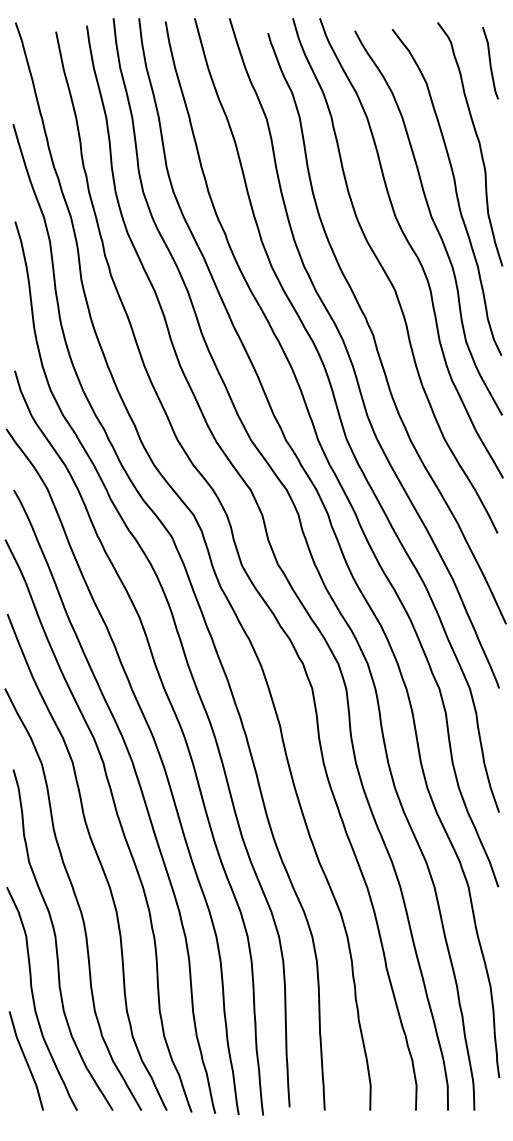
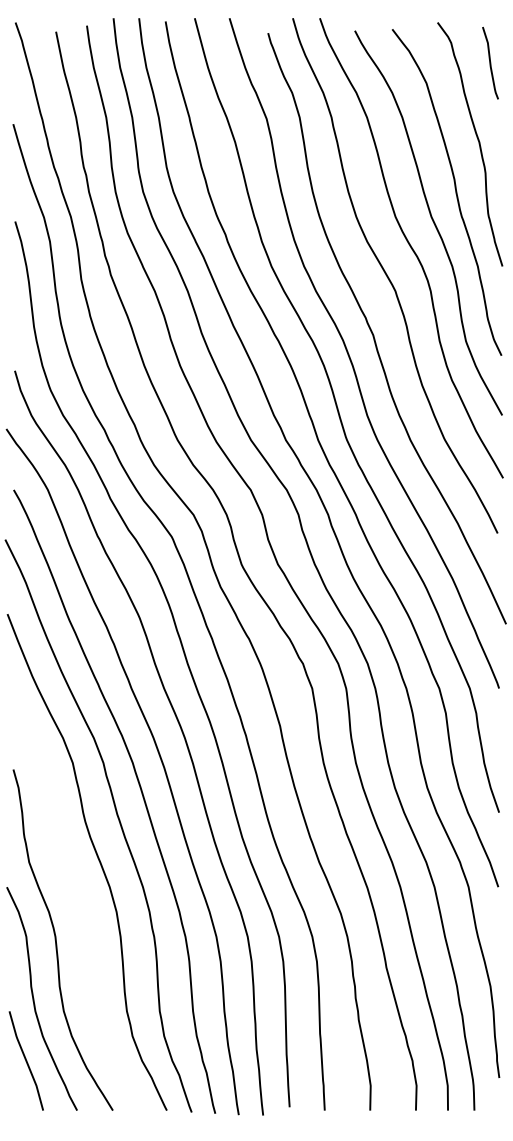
curve: present -> none (75, 899)
